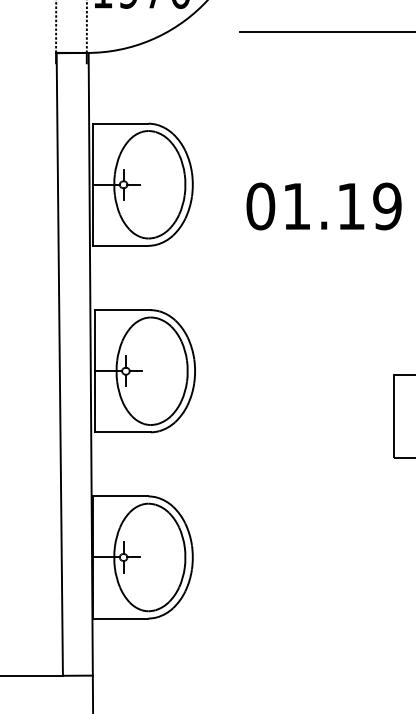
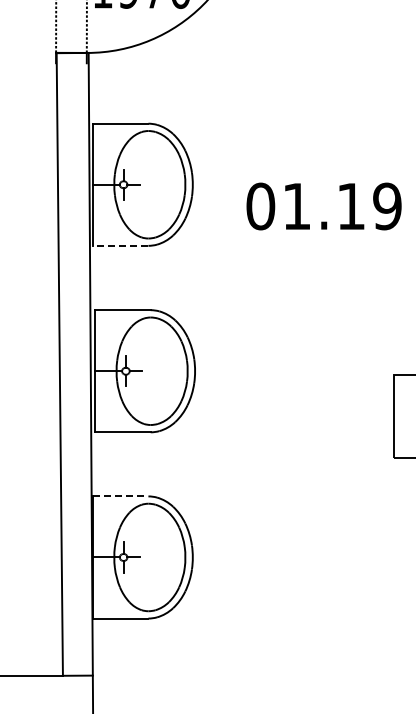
line: present -> none (326, 32)
line: solid -> dashed (120, 245)
line: solid -> dashed (120, 496)
